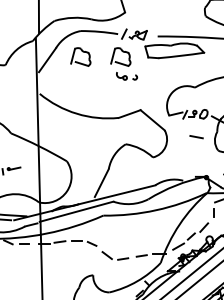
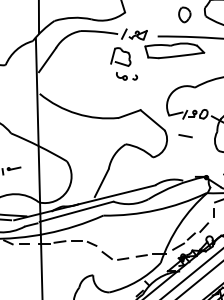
part: none -> present (184, 14)
part: present -> none (80, 56)
line position: (196, 137) -> (185, 136) (185, 136)
